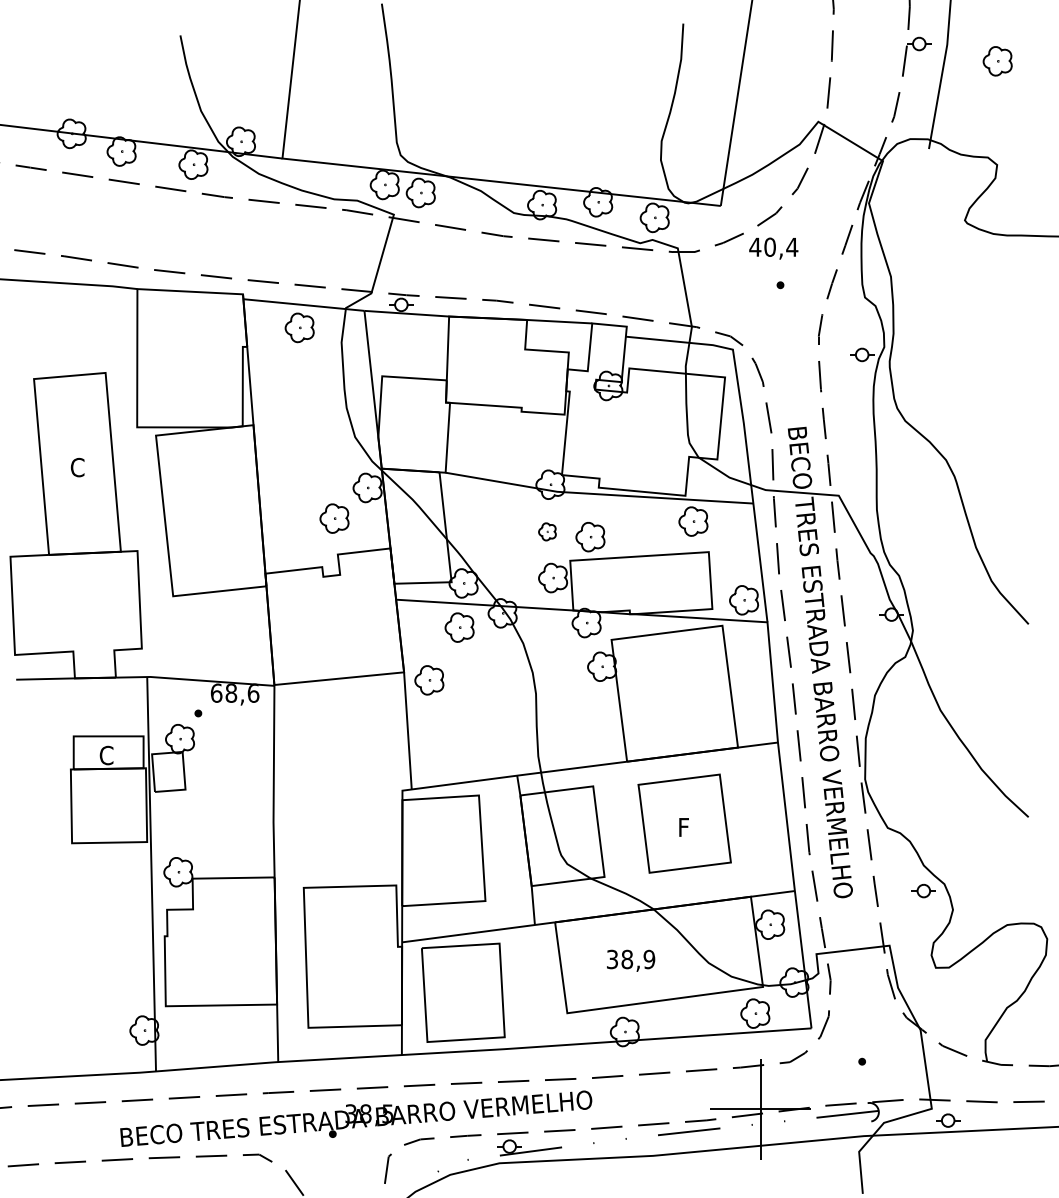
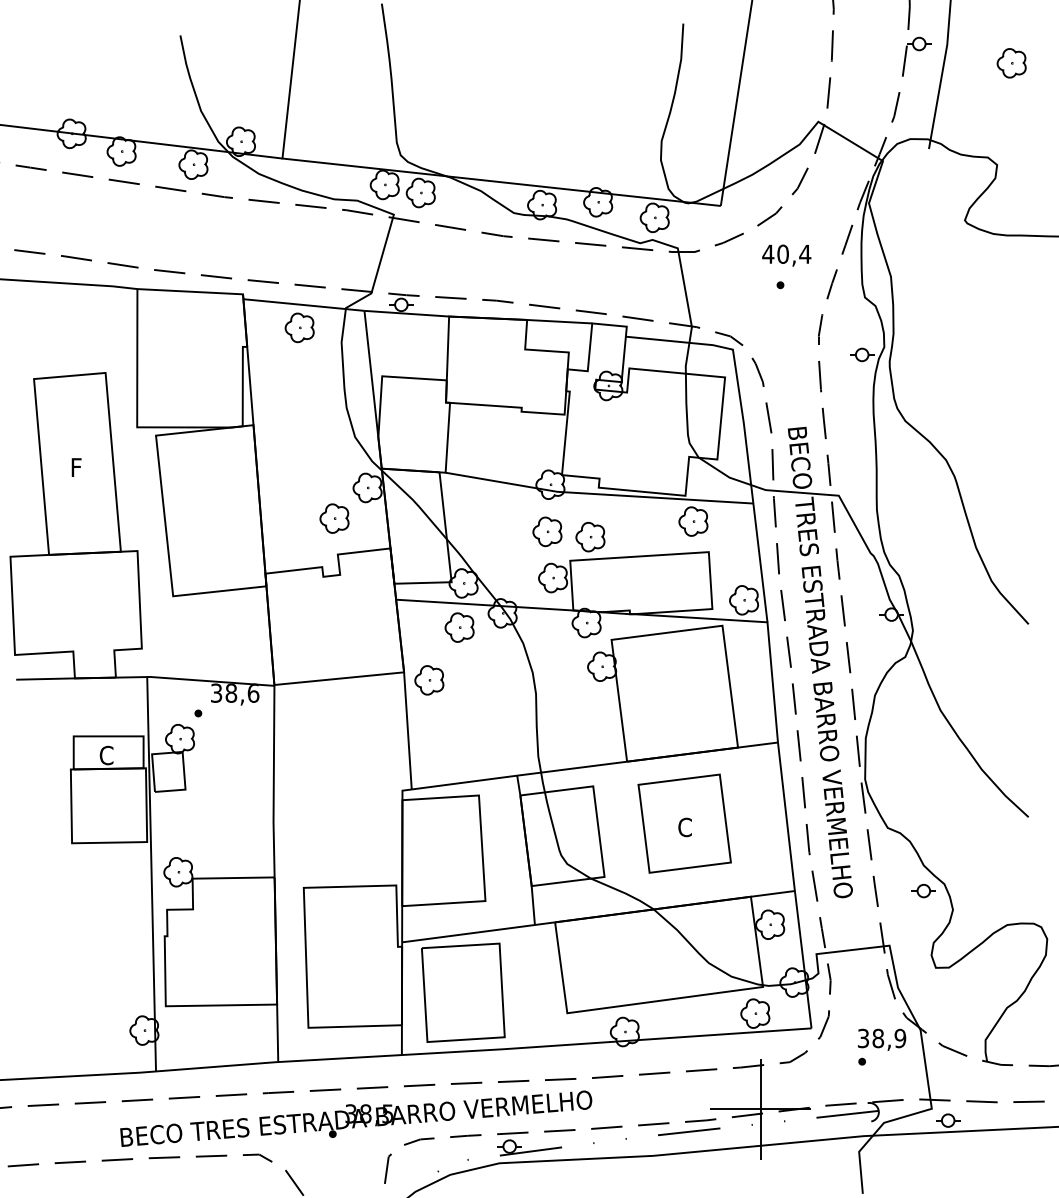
part position: (997, 61) -> (1011, 63) (1011, 63)
text position: (773, 248) -> (786, 255) (786, 255)
text: C -> F (77, 467)
part size: 19x20 px -> 31x32 px (547, 531)
text: 68,6 -> 38,6 (216, 692)
text: F -> C (684, 827)
text position: (631, 960) -> (882, 1039) (882, 1039)
